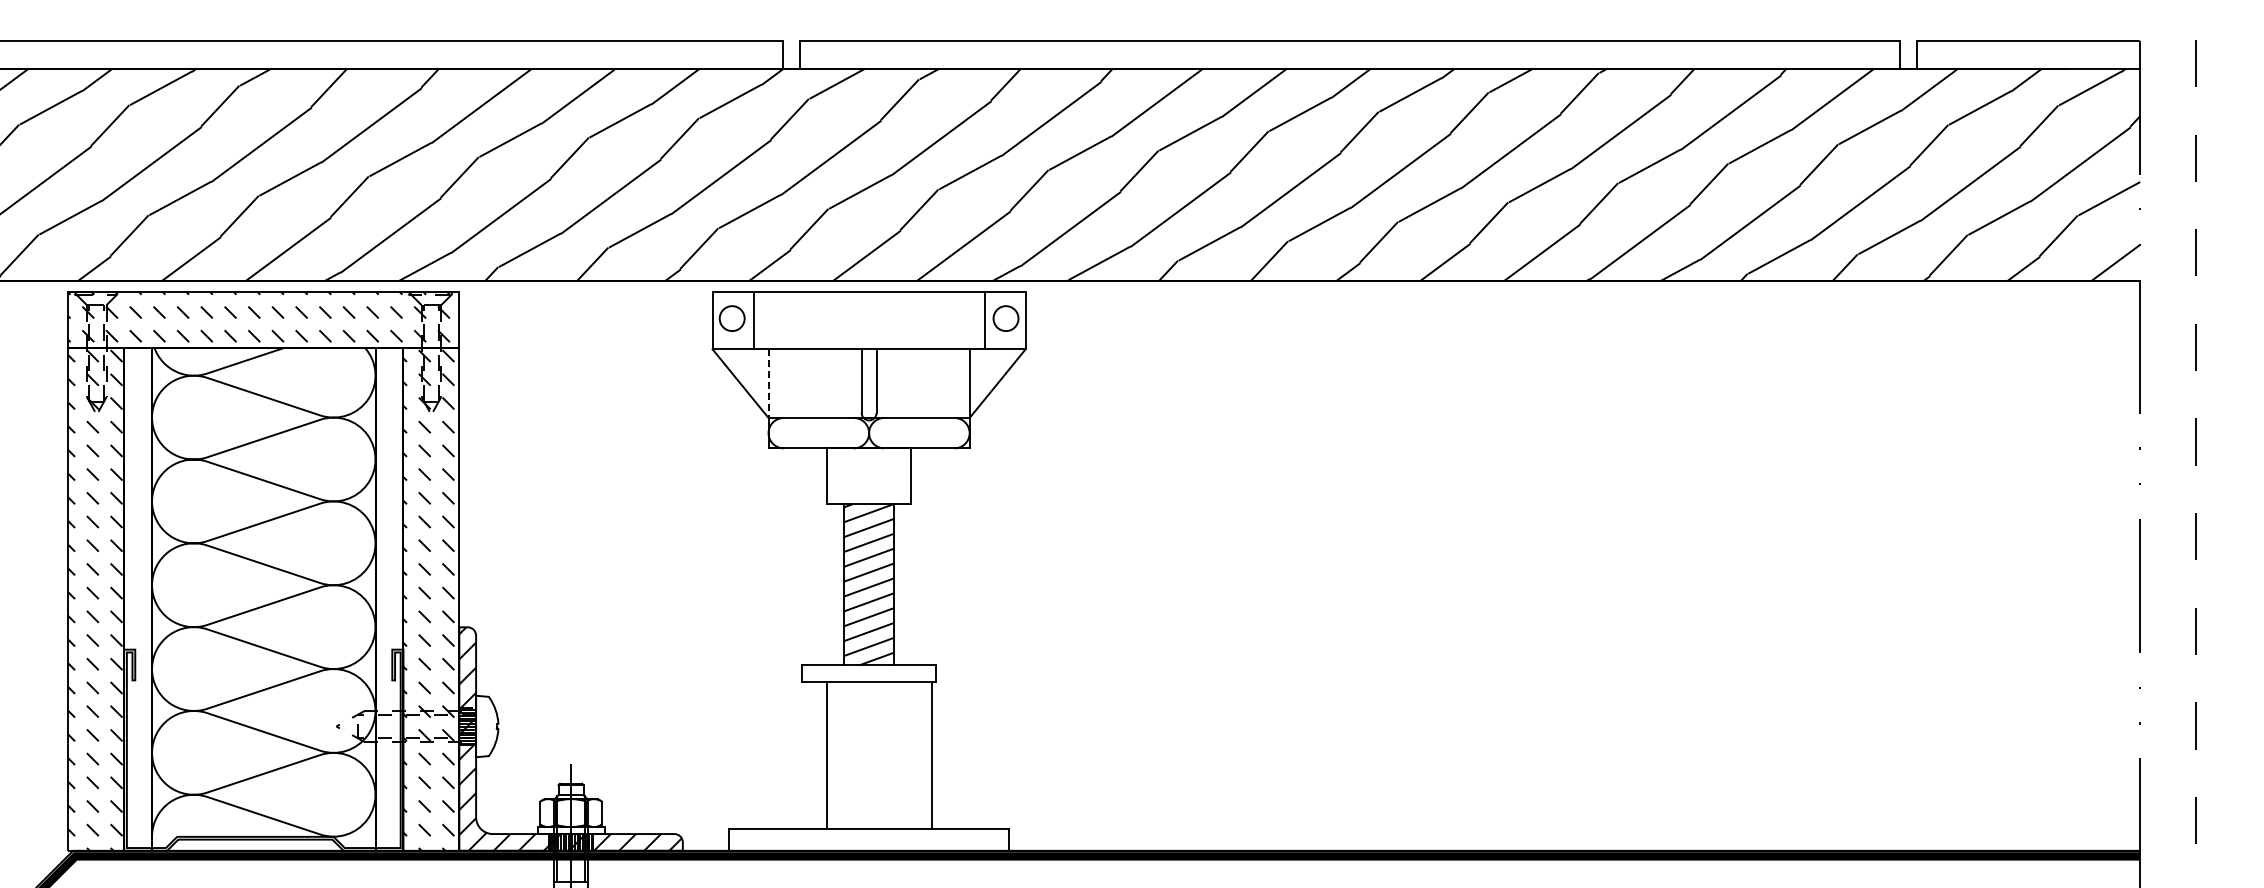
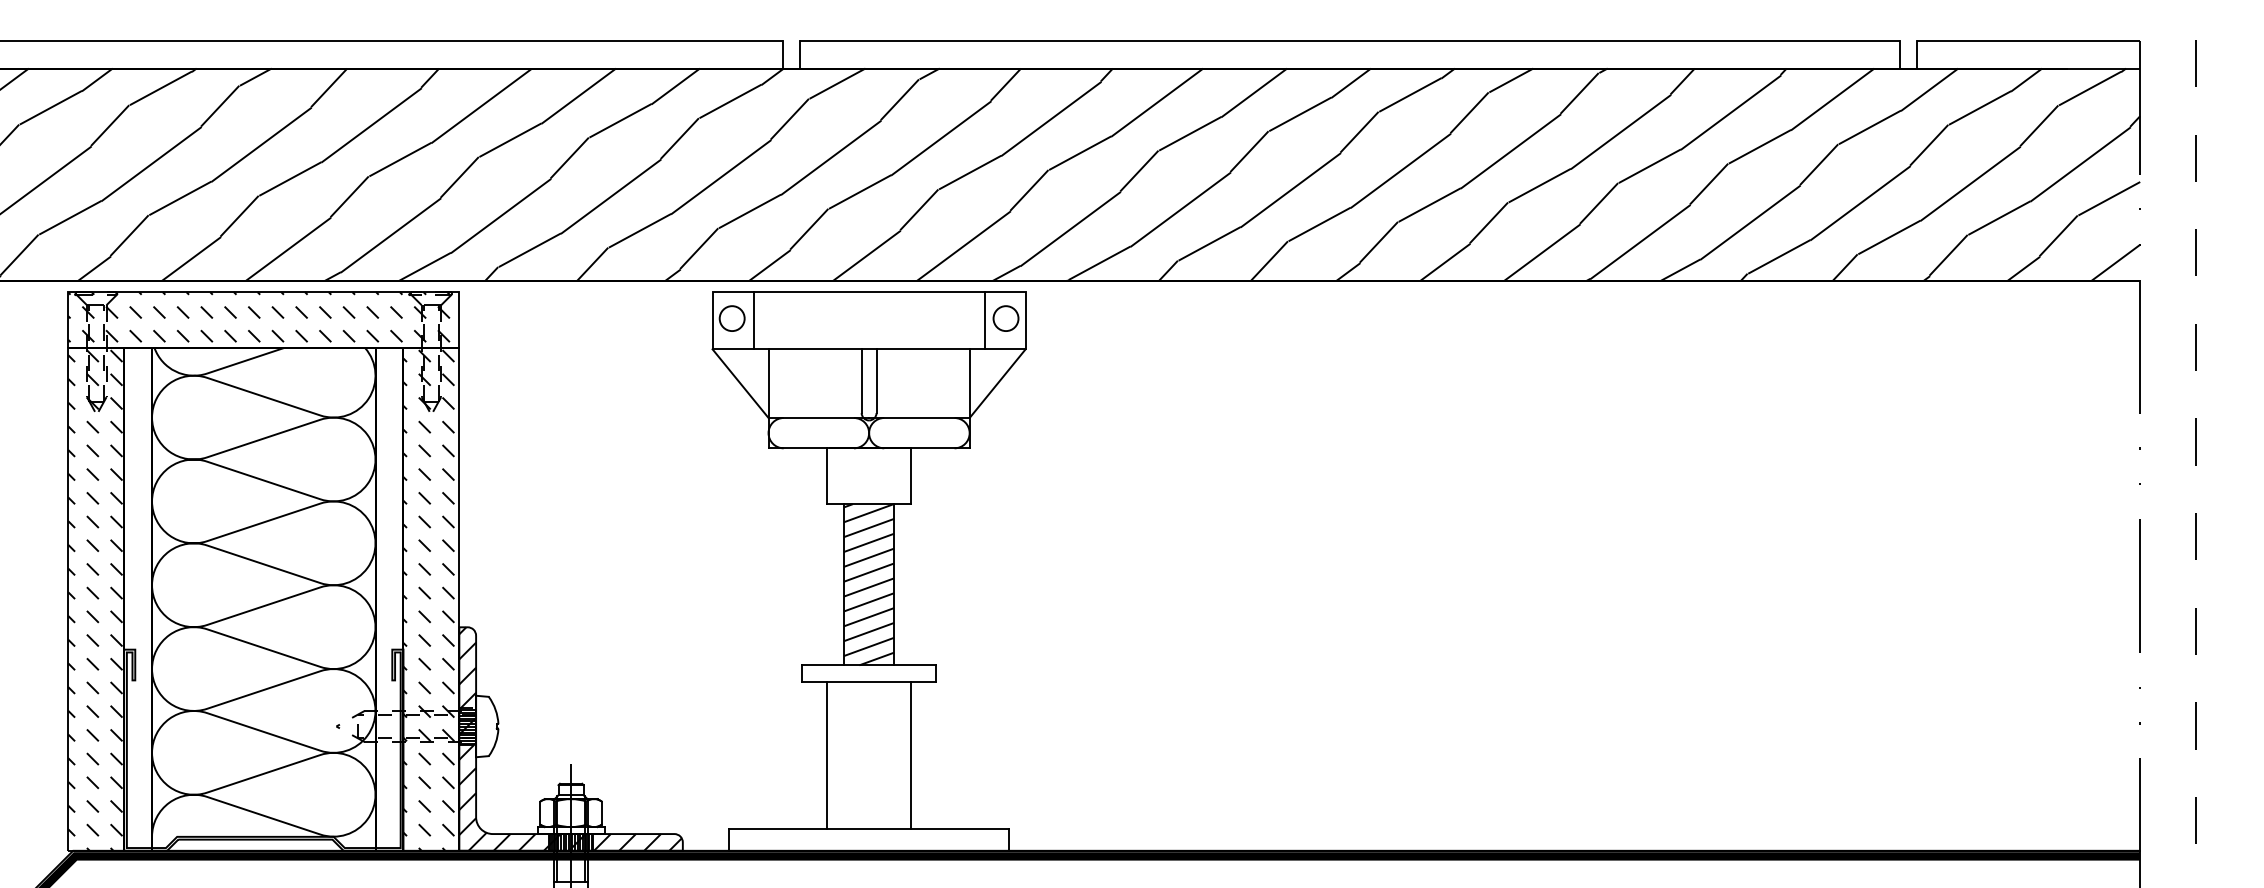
line: dashed -> solid (768, 384)
line position: (932, 755) -> (911, 755) (911, 755)
